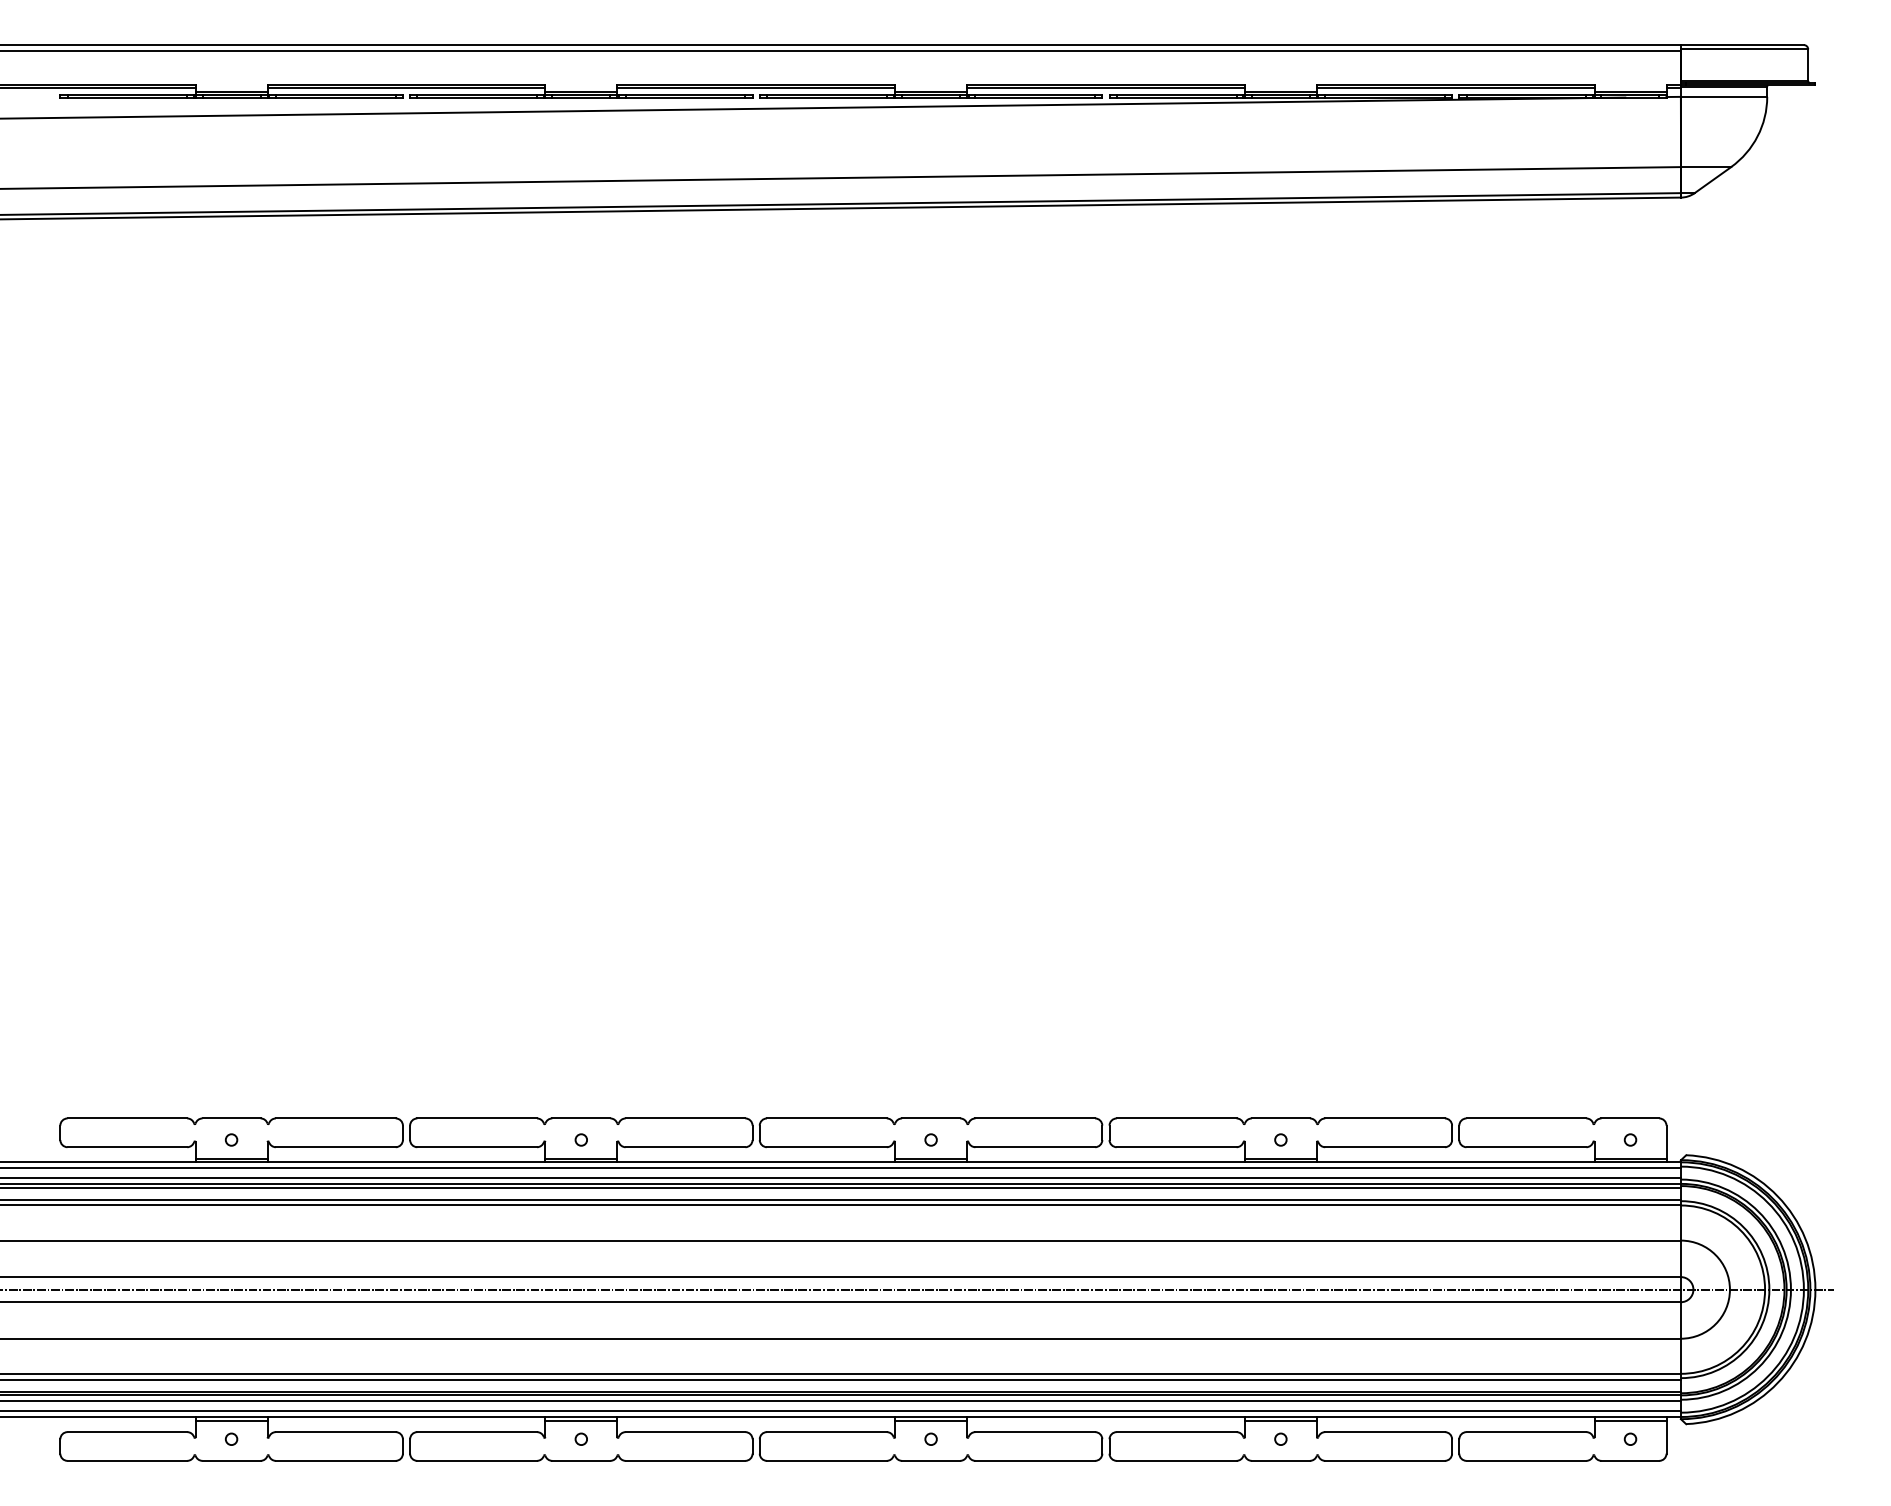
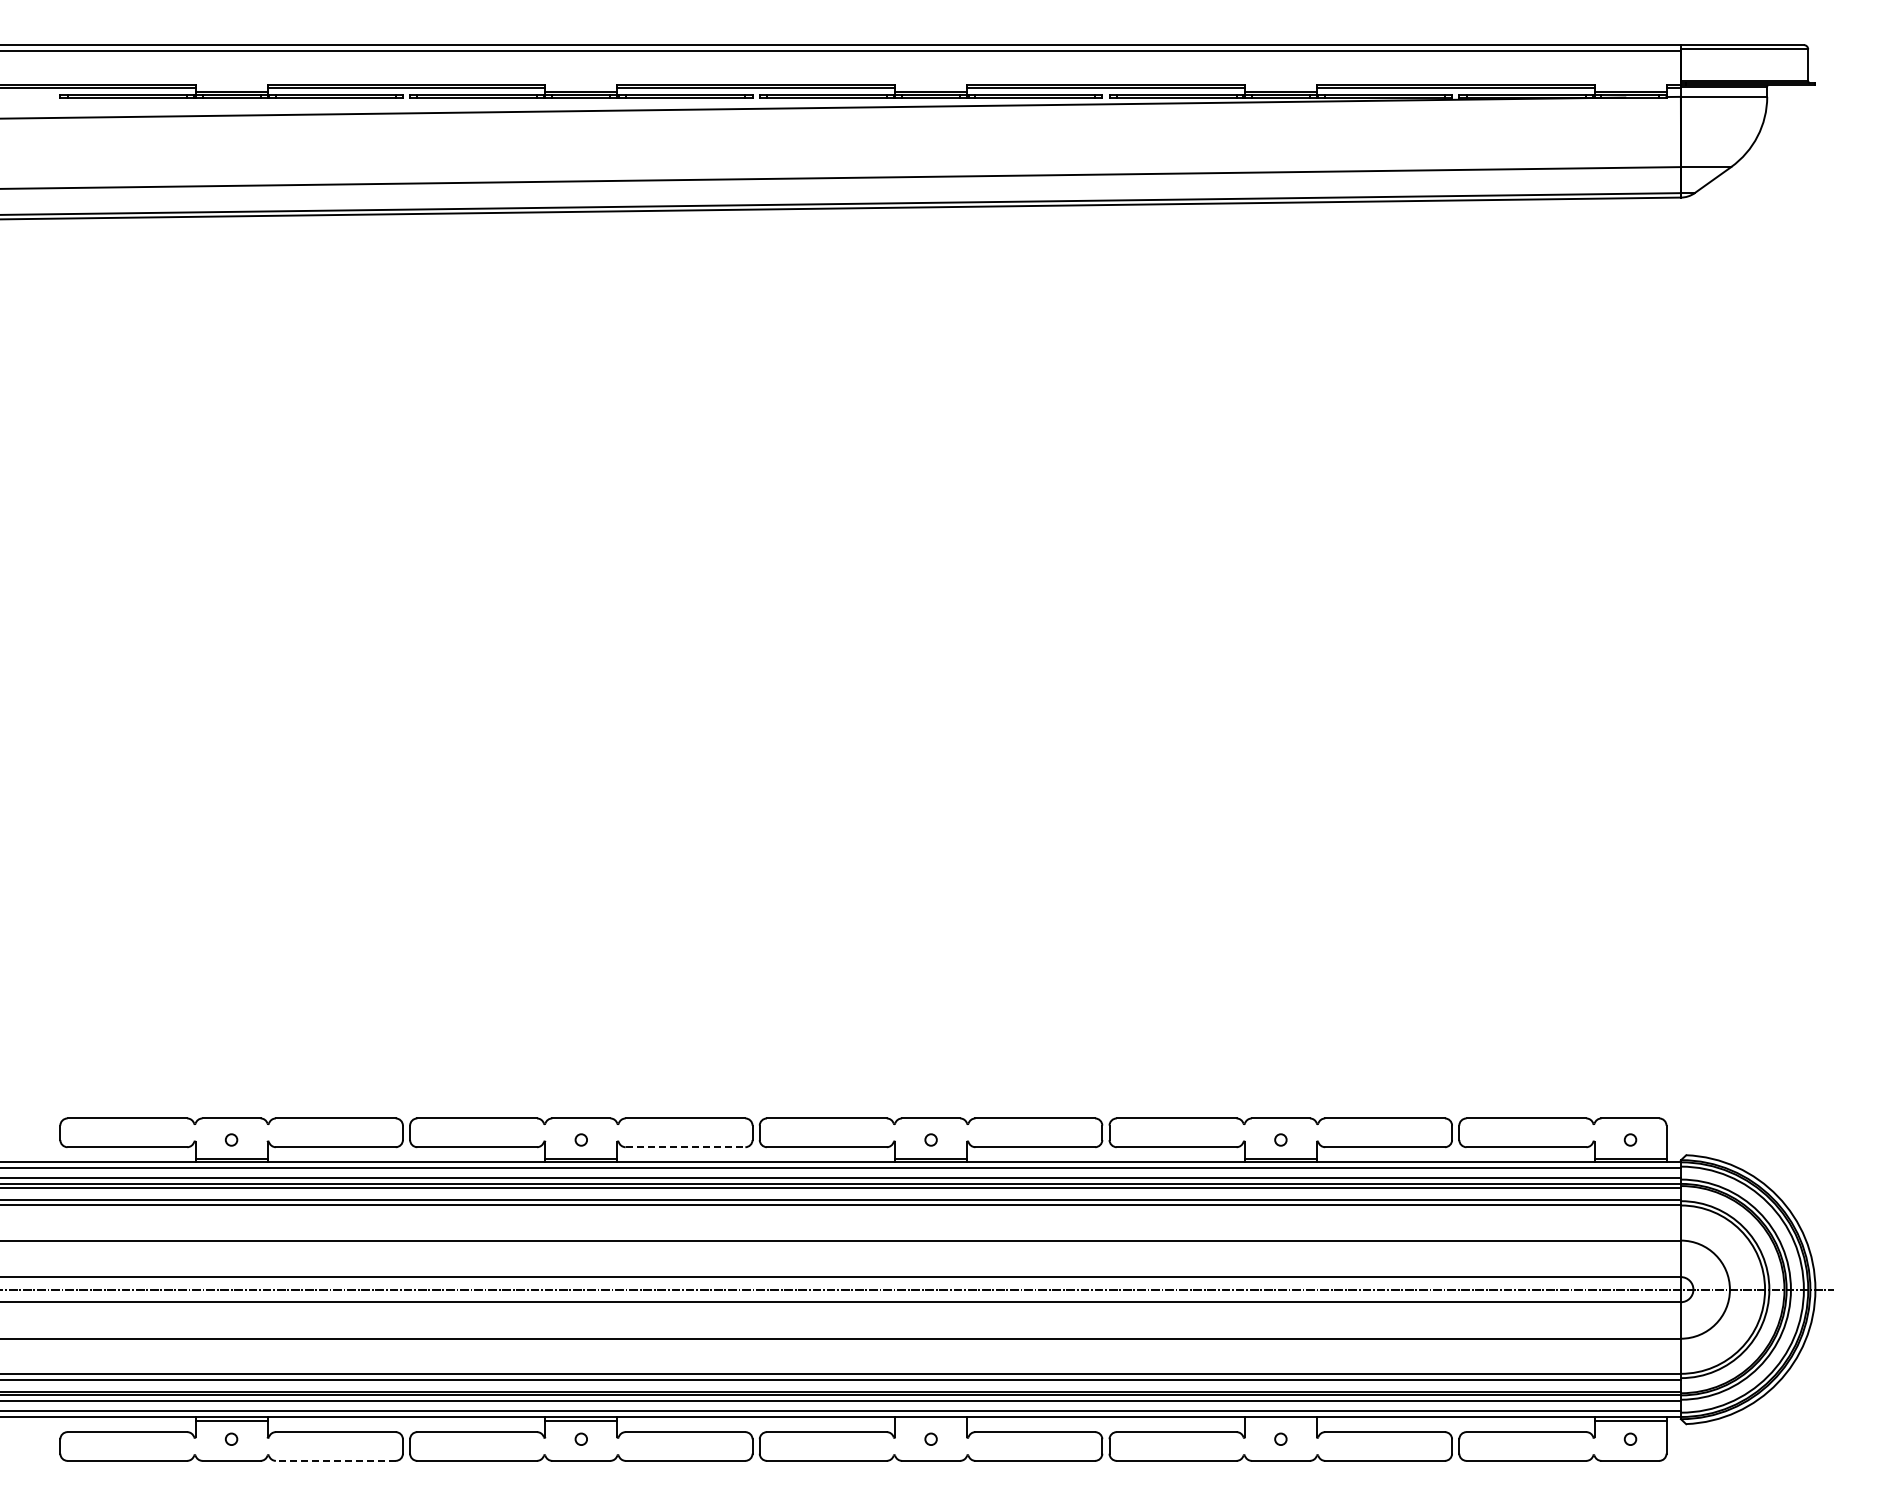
line: solid -> dashed (685, 1147)
line: present -> none (931, 1420)
line: present -> none (1280, 1420)
line: solid -> dashed (335, 1460)
